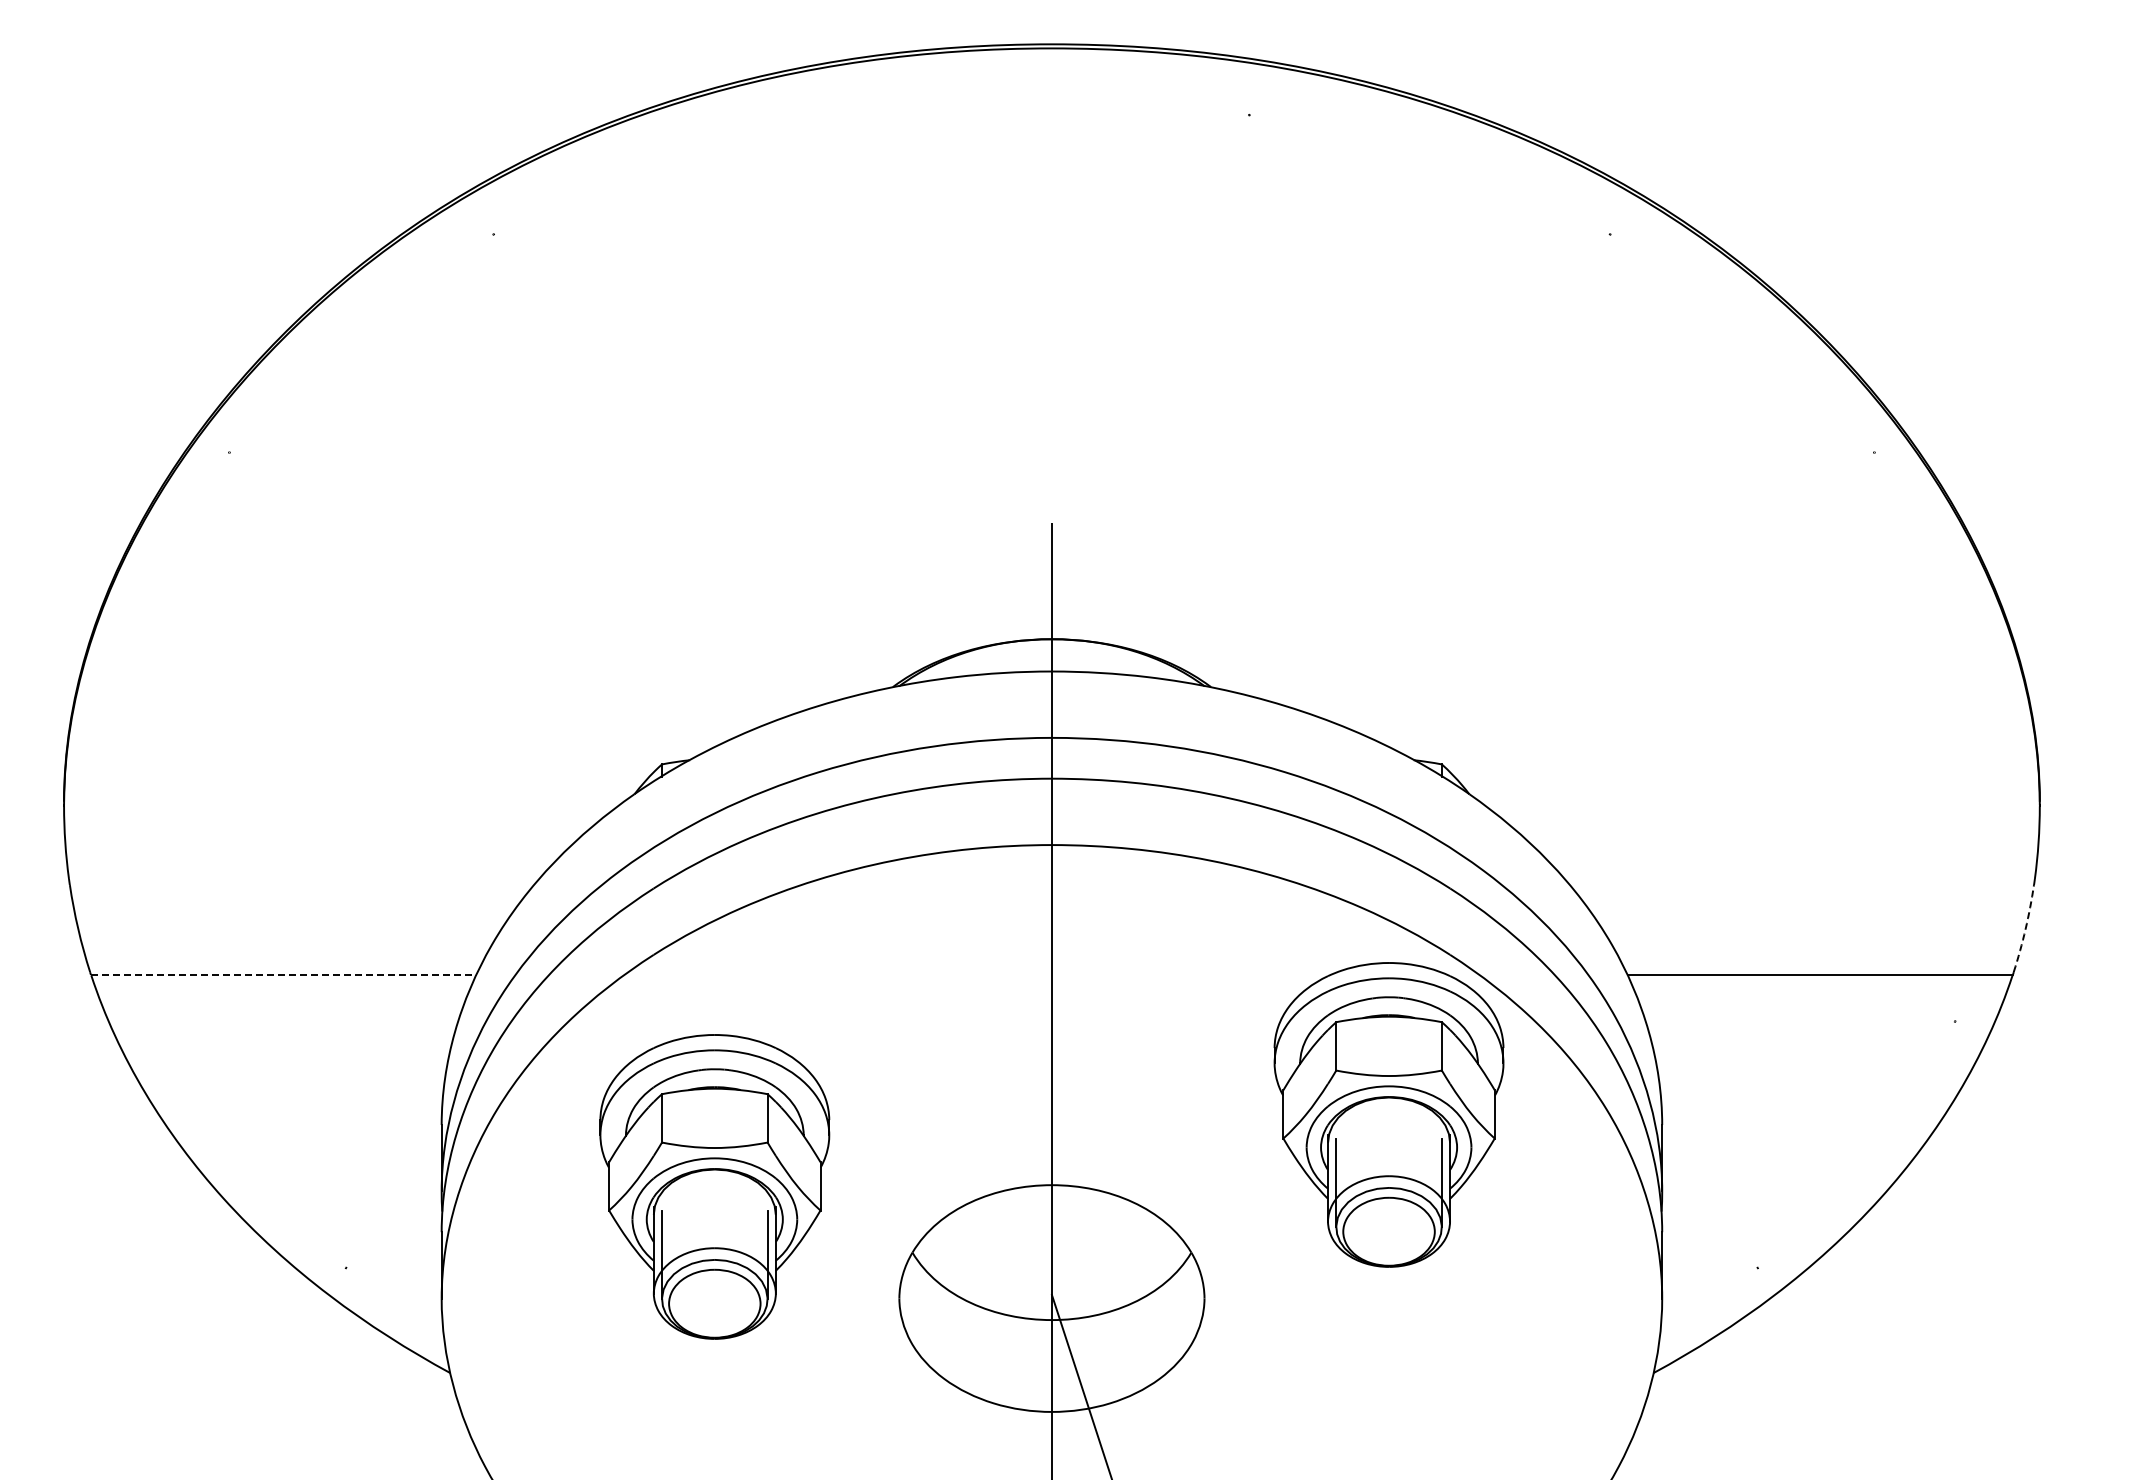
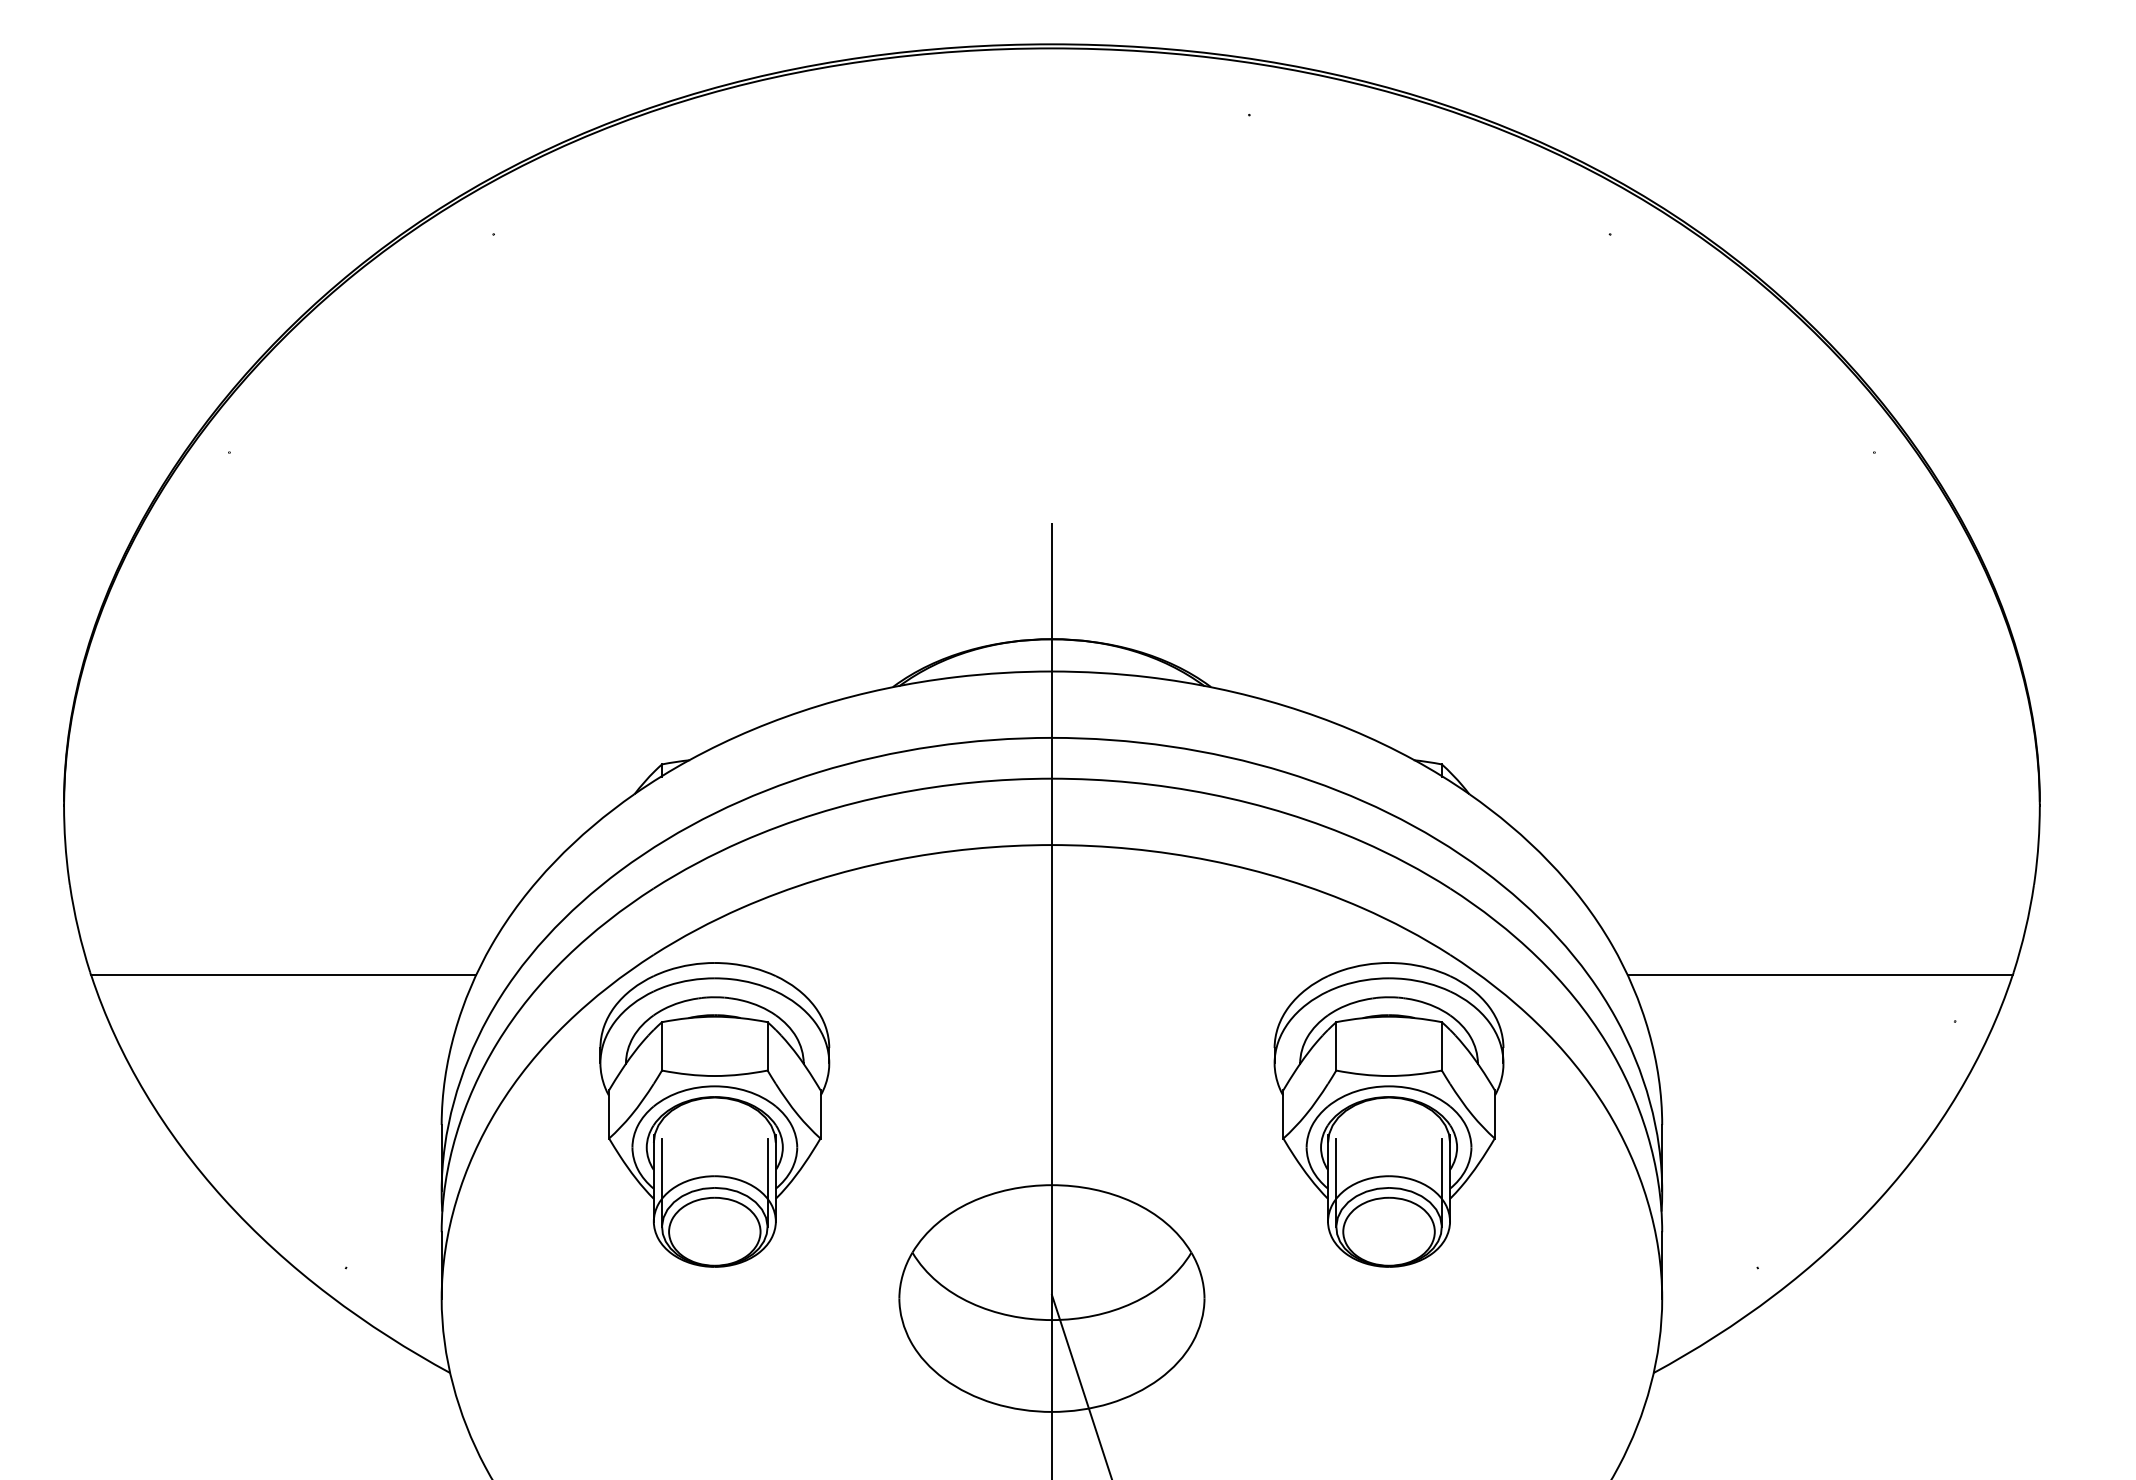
arc: dashed -> solid (2025, 929)
line: dashed -> solid (283, 974)
part position: (714, 1186) -> (714, 1114) (714, 1114)
